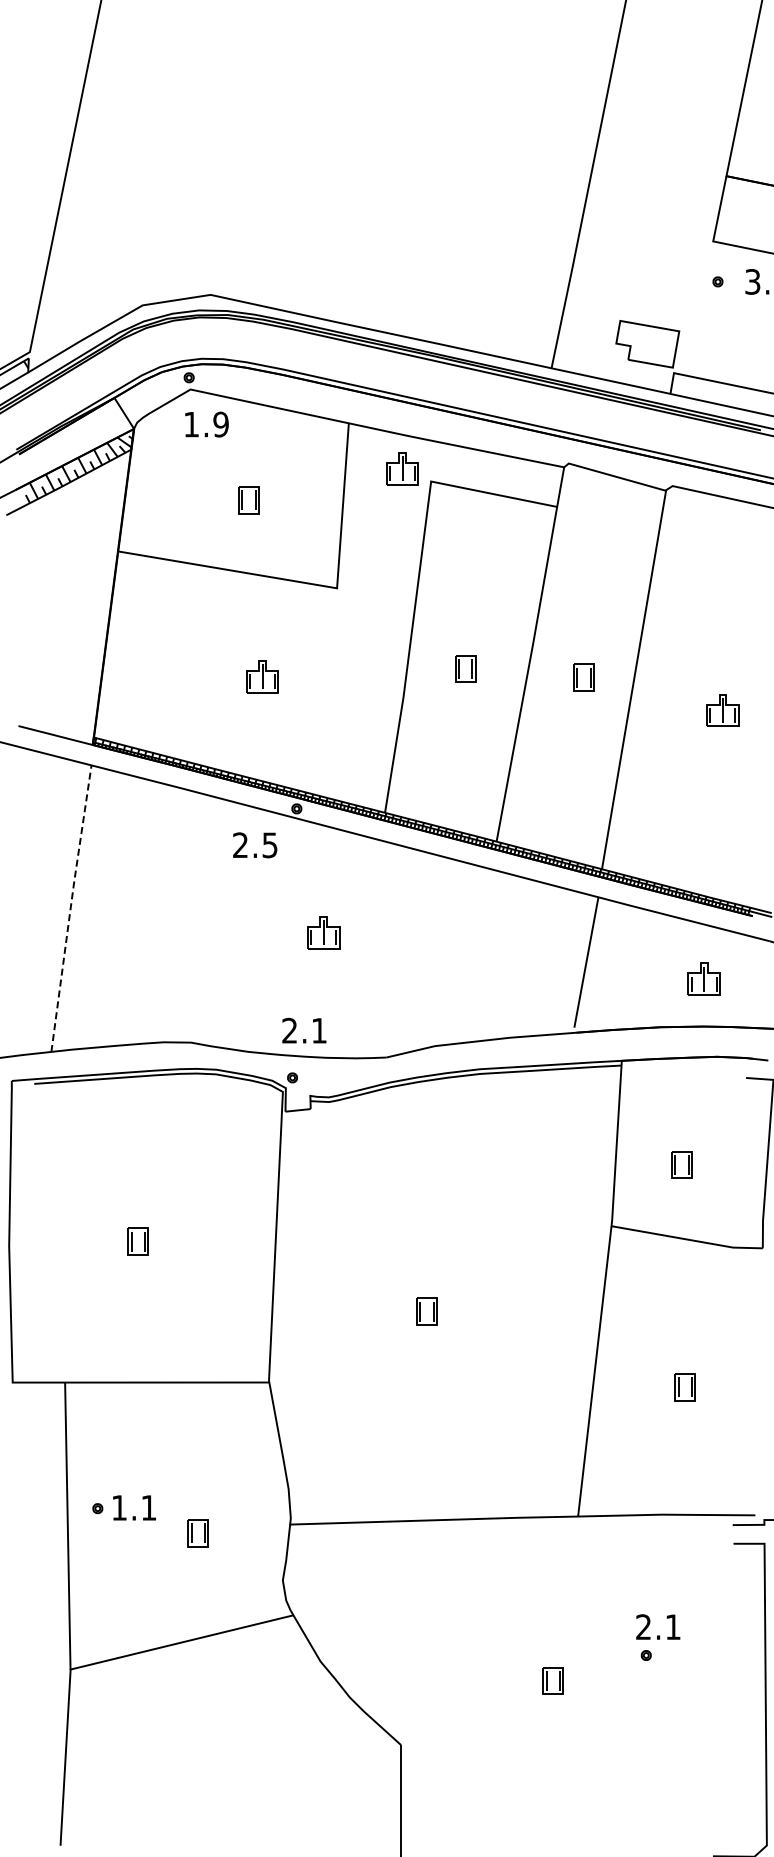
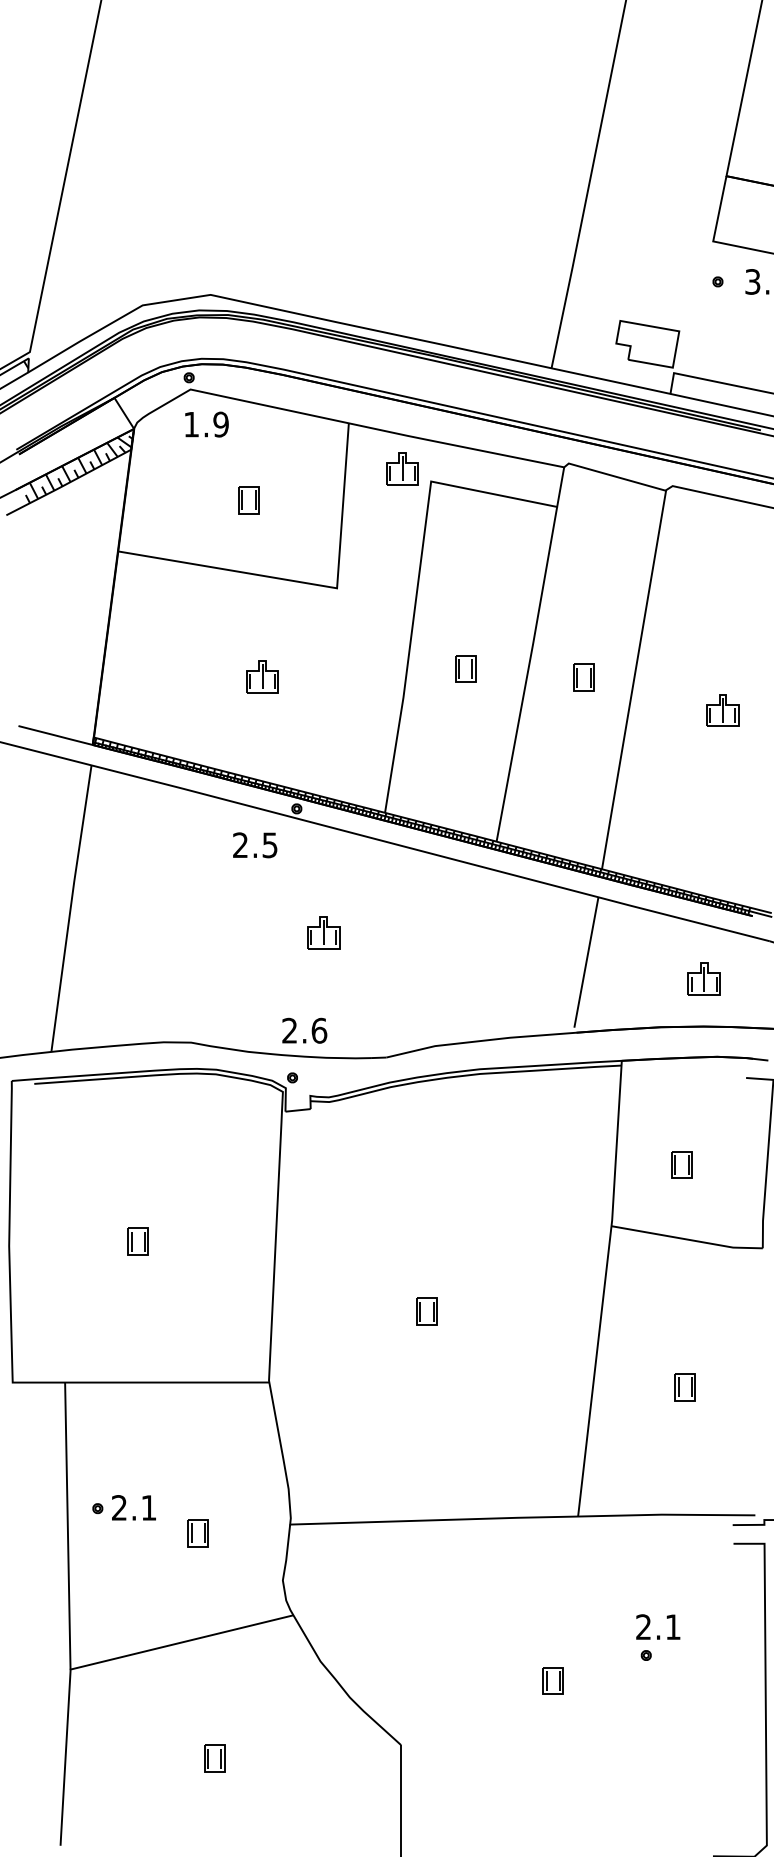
line: dashed -> solid (70, 908)
text: 2.1 -> 2.6 (319, 1030)
text: 1.1 -> 2.1 (119, 1507)
part: none -> present (214, 1758)
